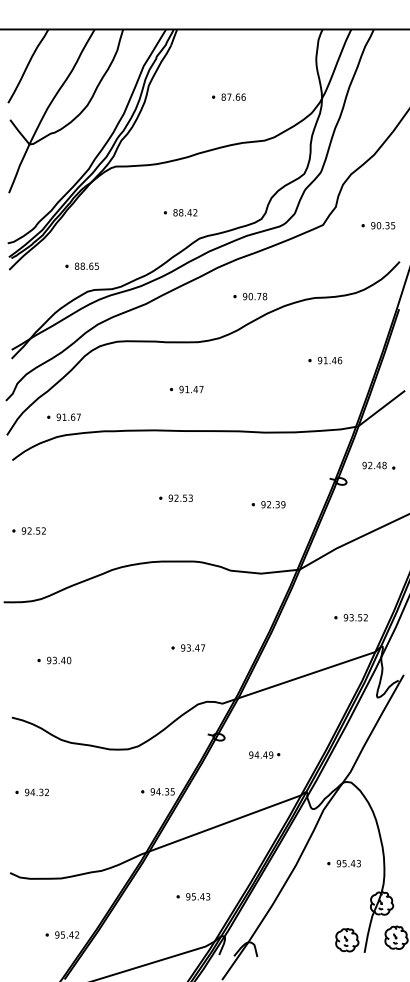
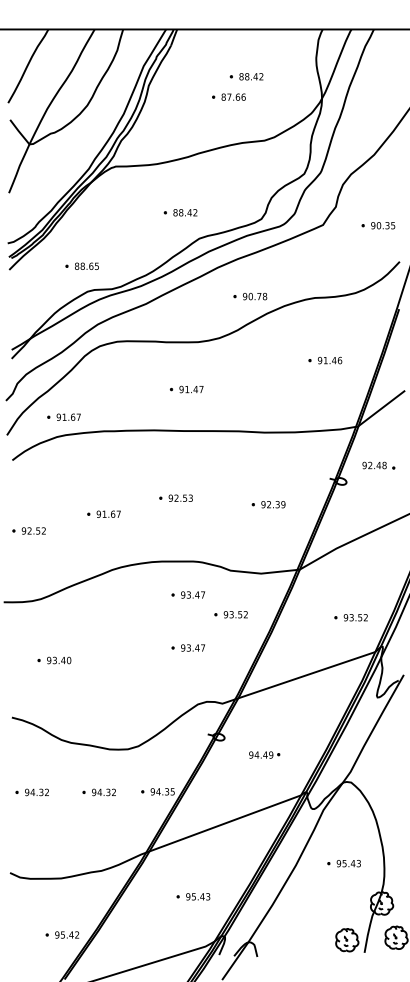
part: none -> present (246, 76)
part: none -> present (103, 513)
part: none -> present (188, 594)
part: none -> present (230, 614)
part: none -> present (98, 792)
